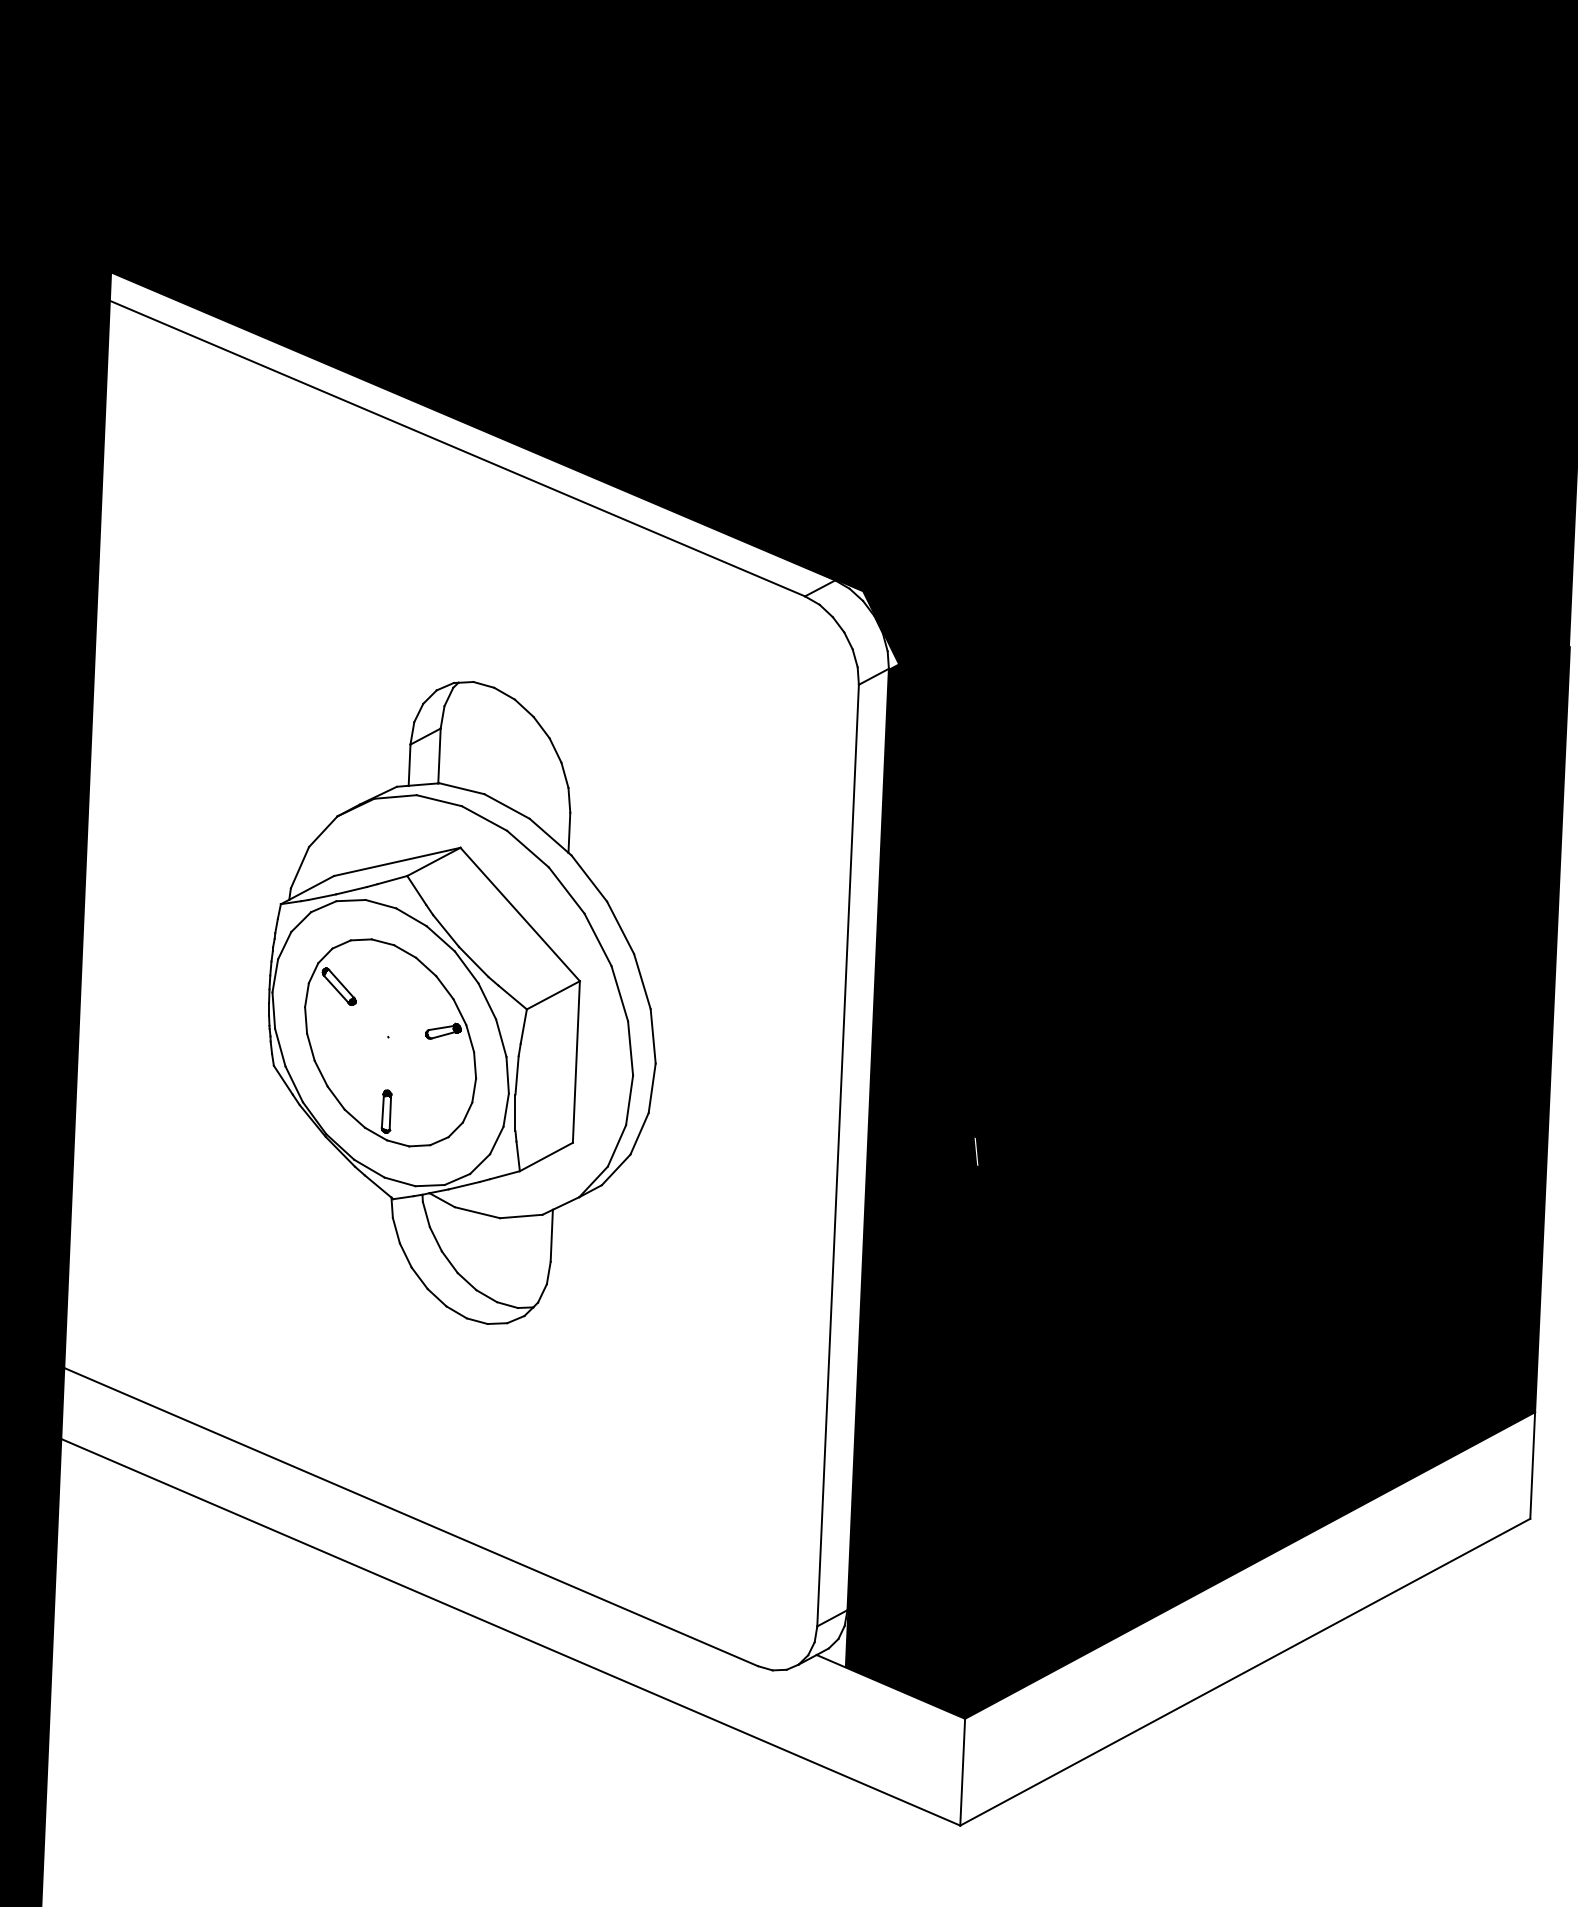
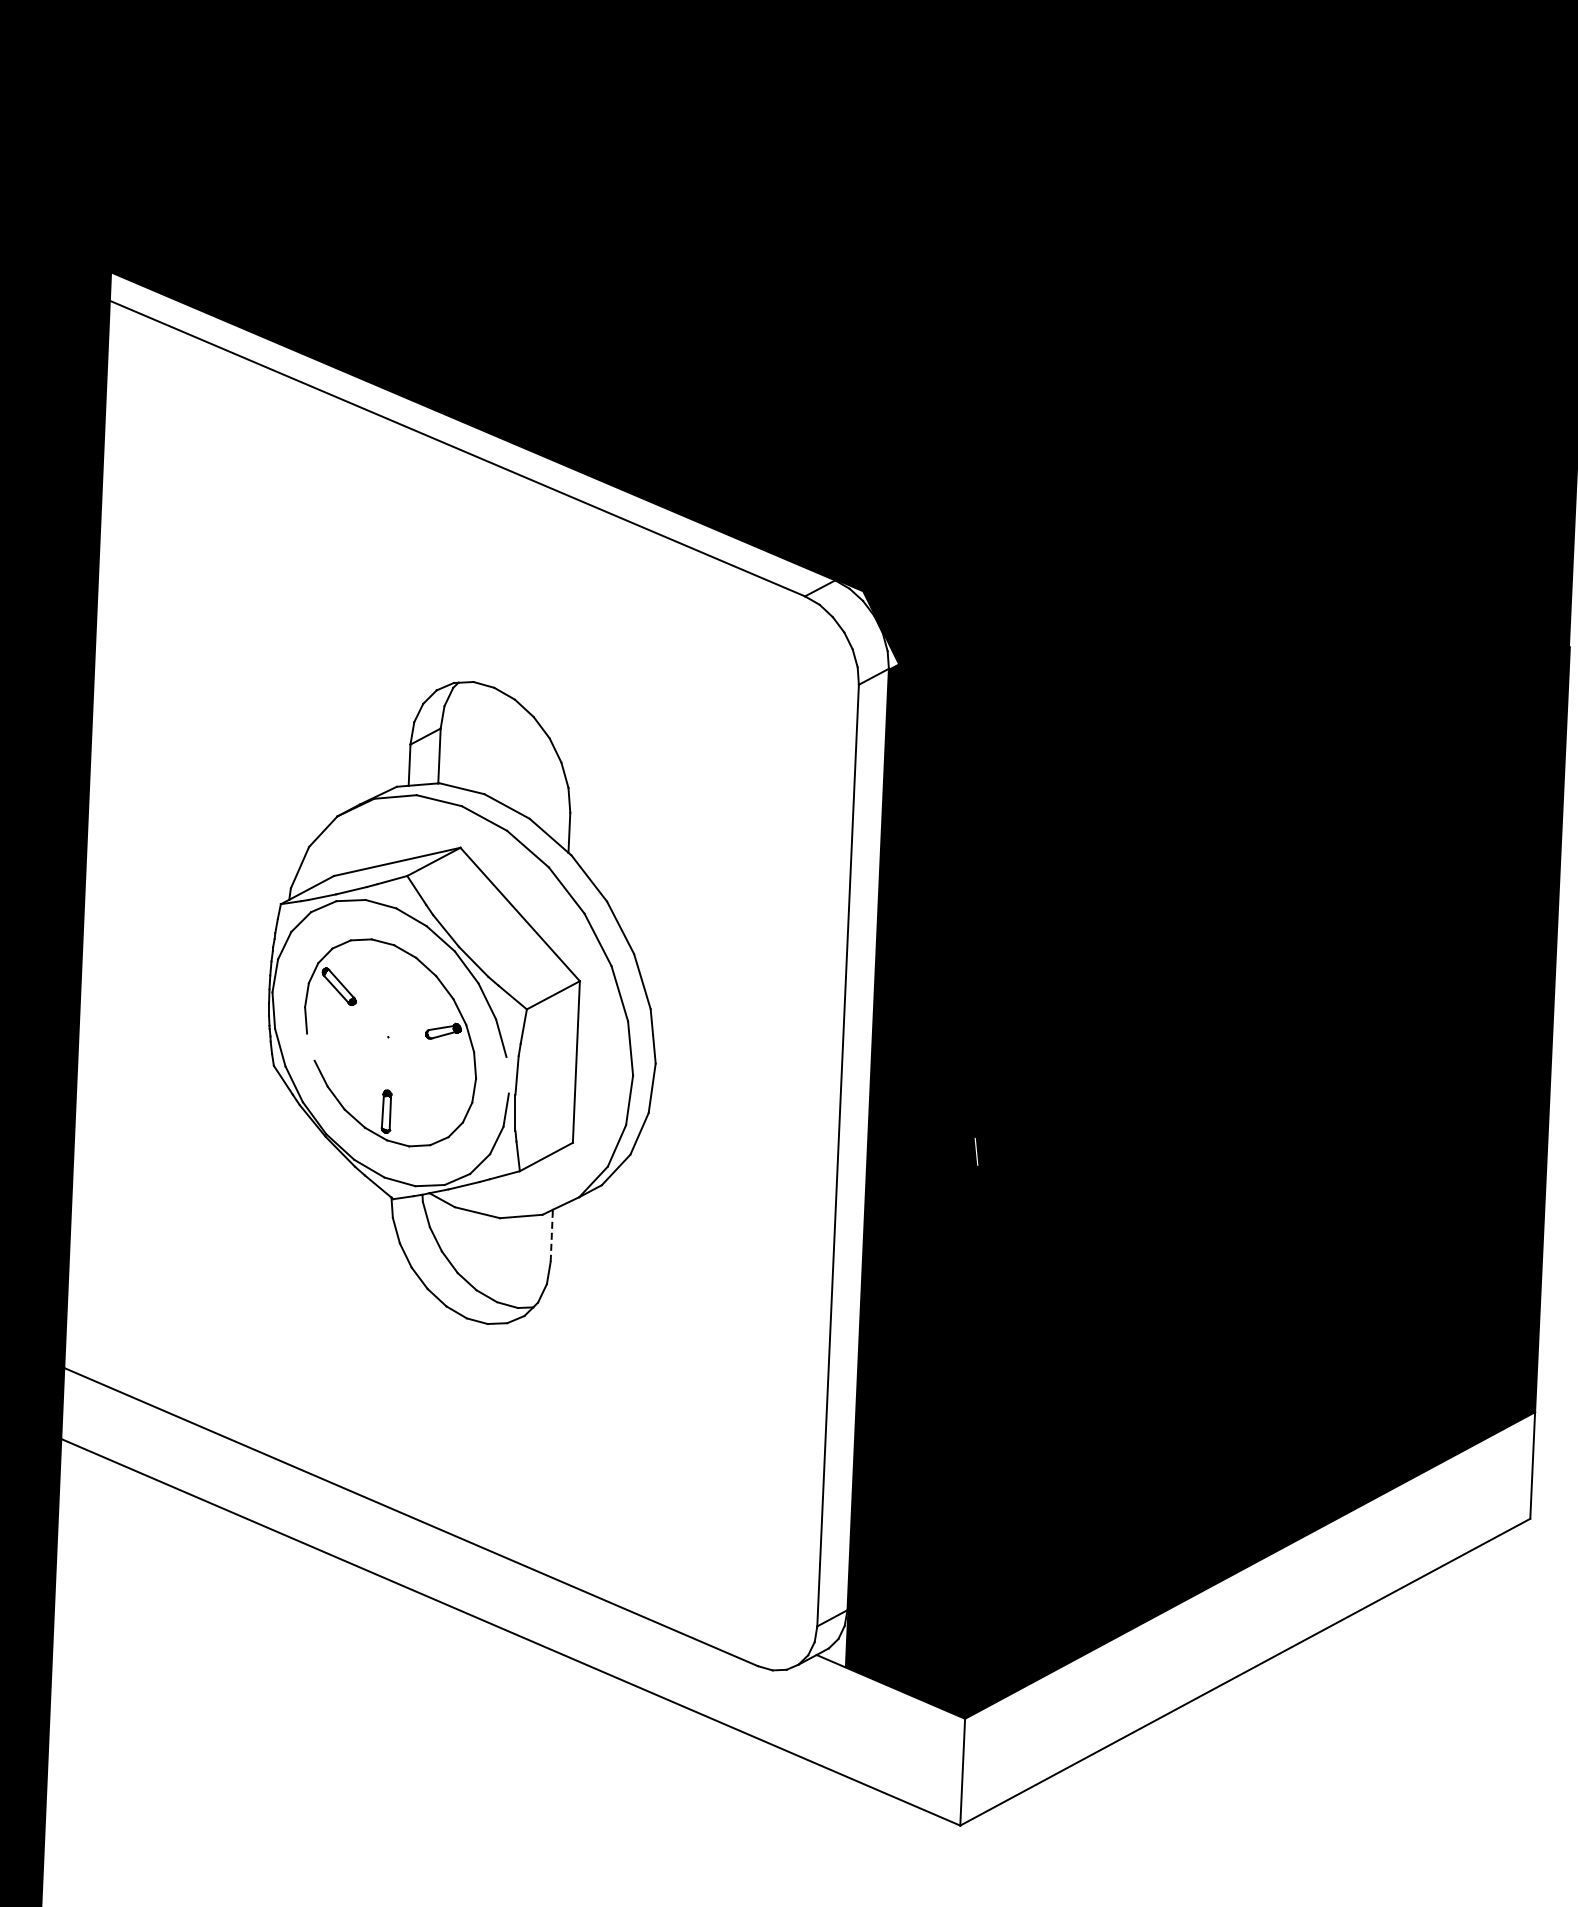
line: present -> none (310, 1046)
line: present -> none (507, 1075)
line: solid -> dashed (551, 1235)
